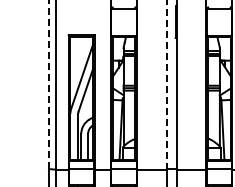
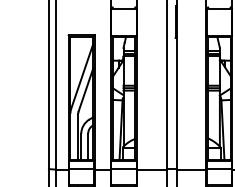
line: dashed -> solid (48, 84)
line: dashed -> solid (166, 84)
